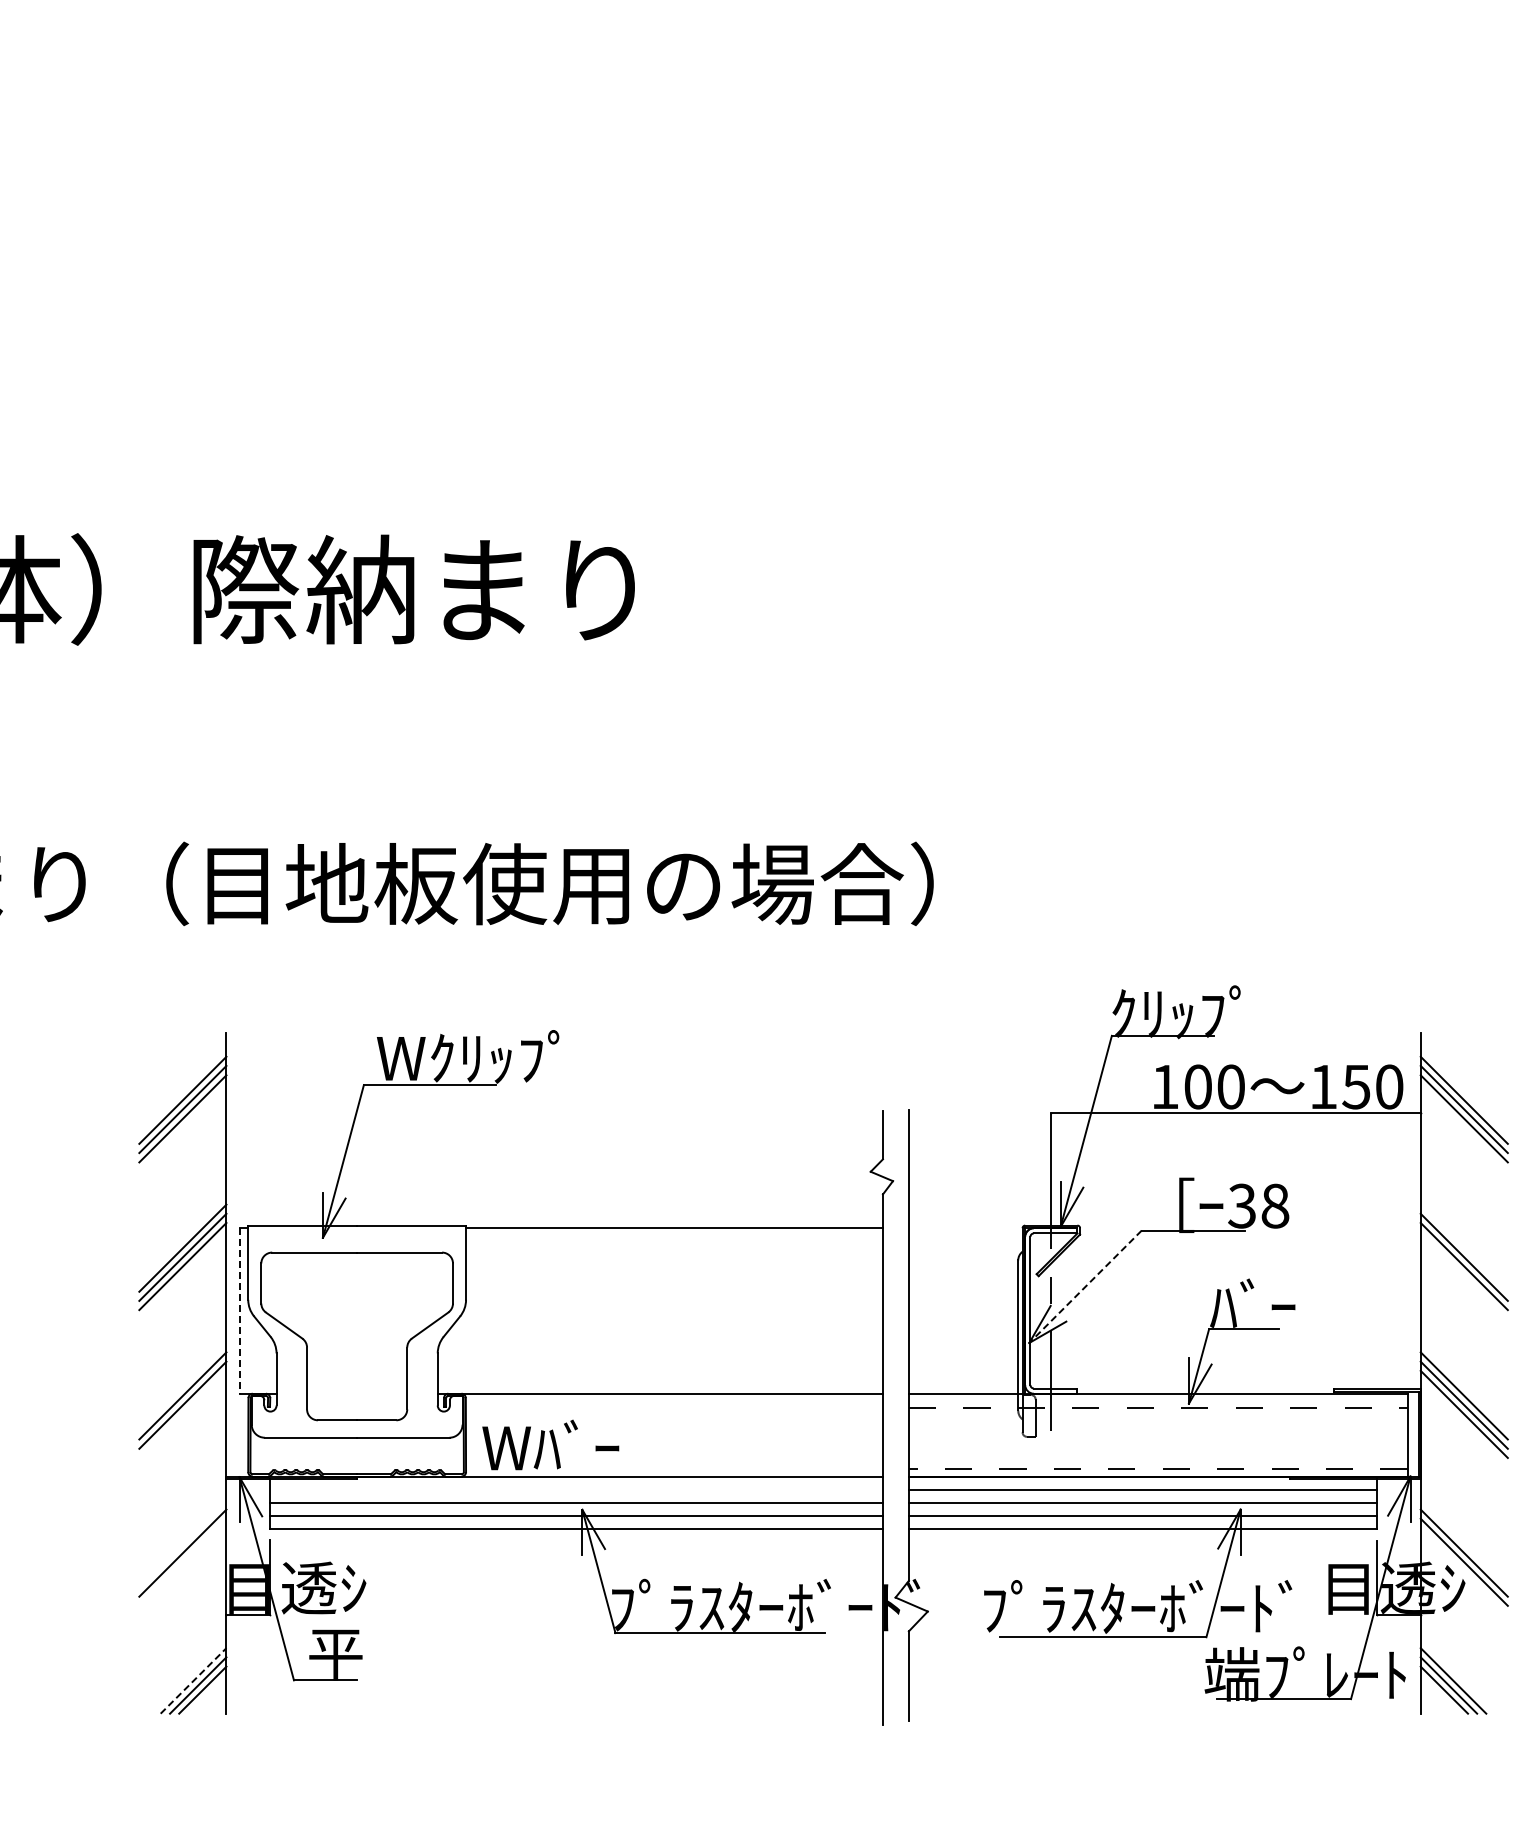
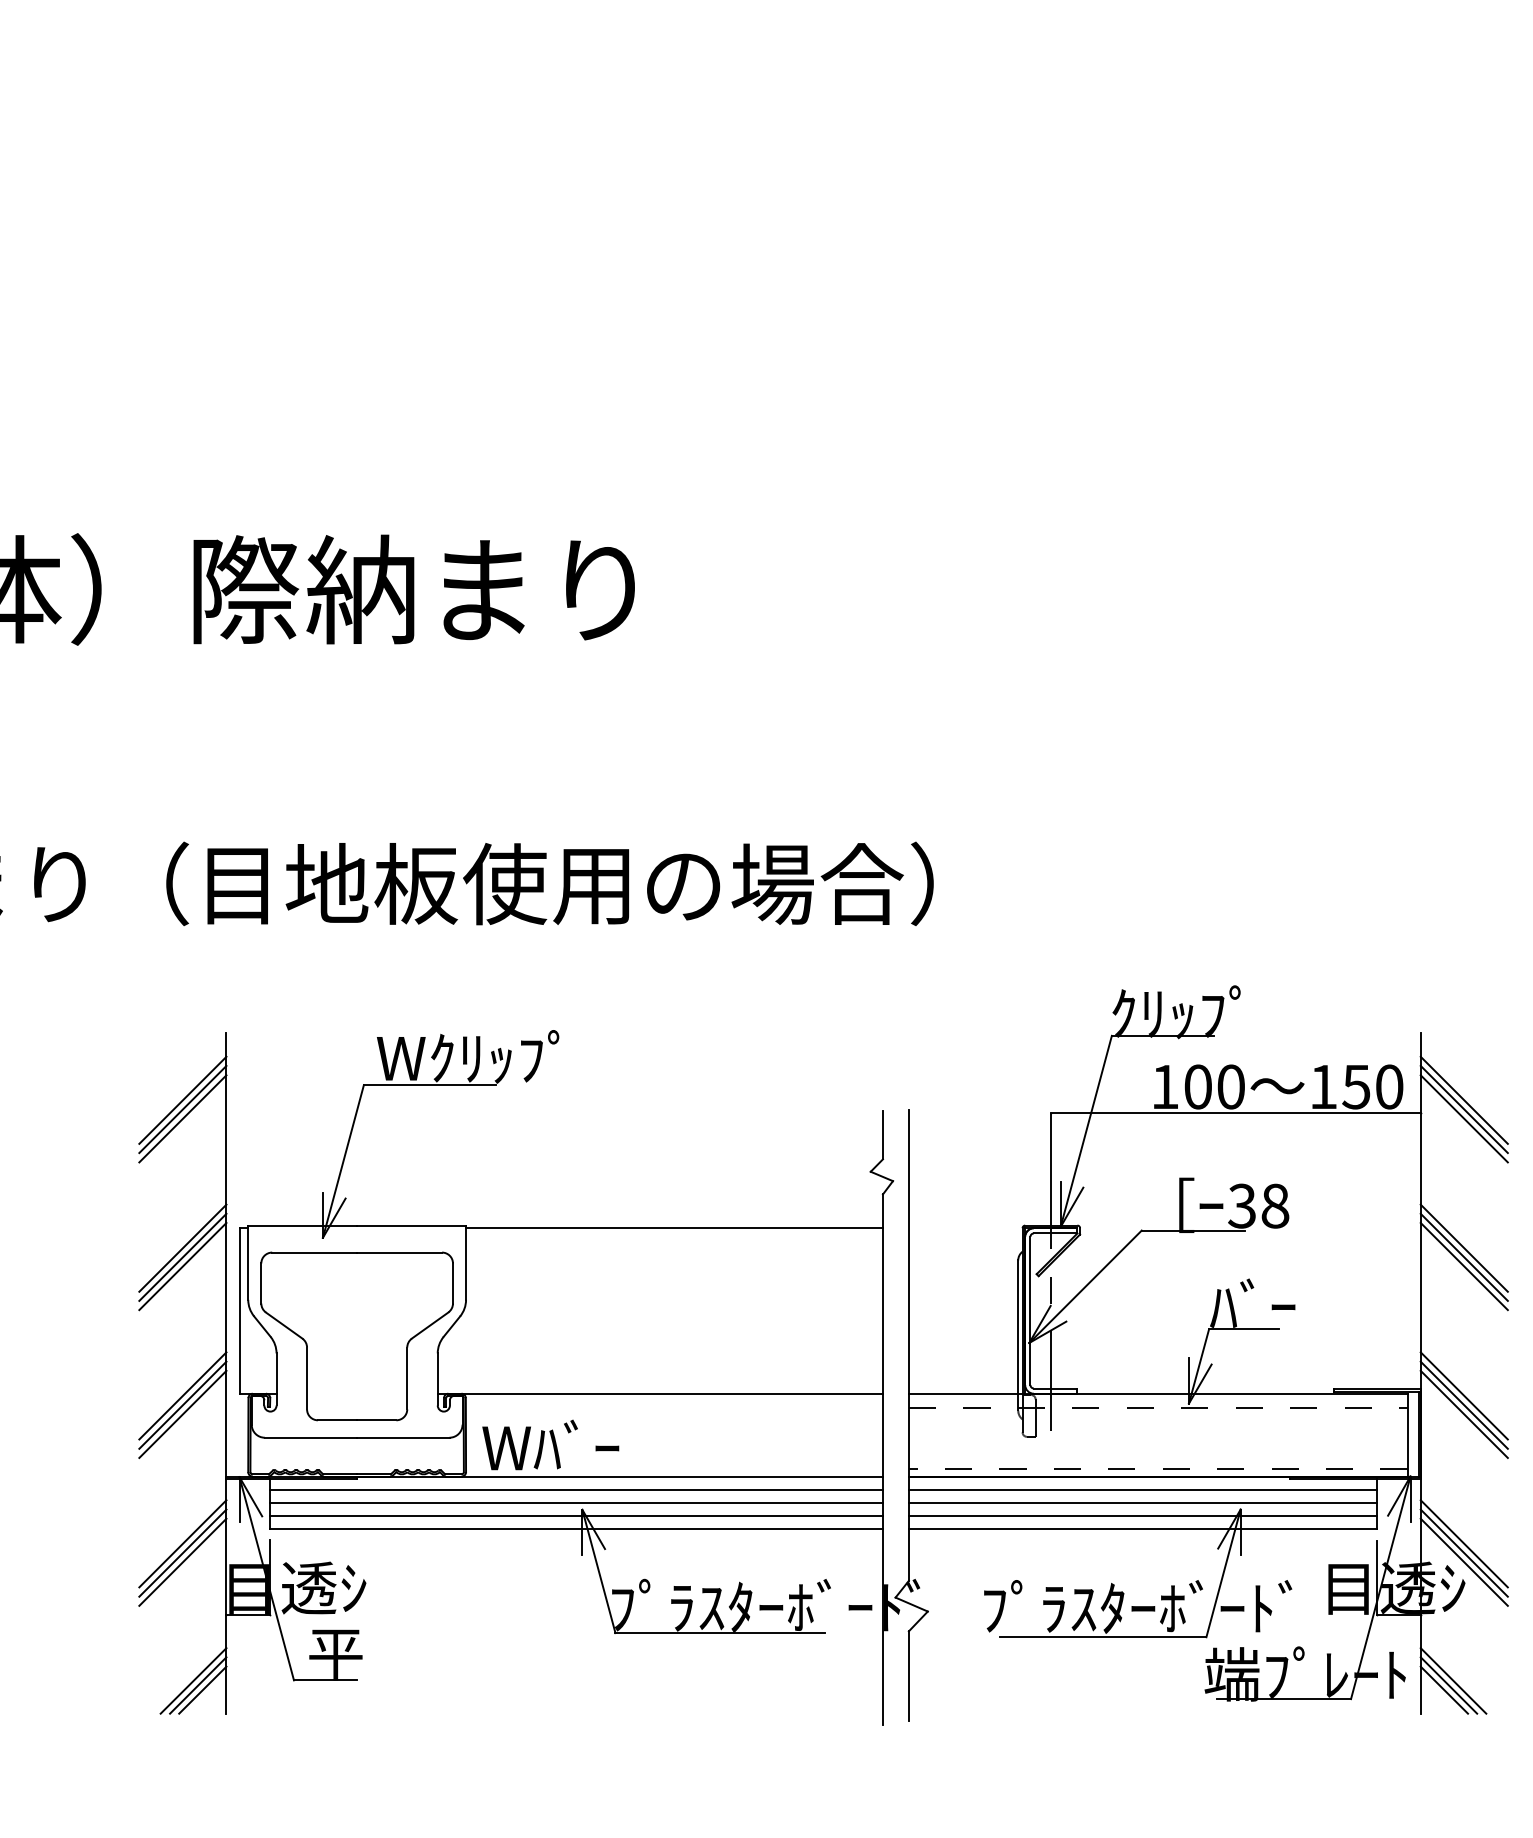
line: none -> present (1463, 1247)
line: dashed -> solid (1085, 1287)
line: dashed -> solid (239, 1310)
line: none -> present (182, 1413)
line: none -> present (576, 1489)
line: none -> present (182, 1543)
line: none -> present (1463, 1543)
line: none -> present (182, 1561)
line: dashed -> solid (193, 1680)
